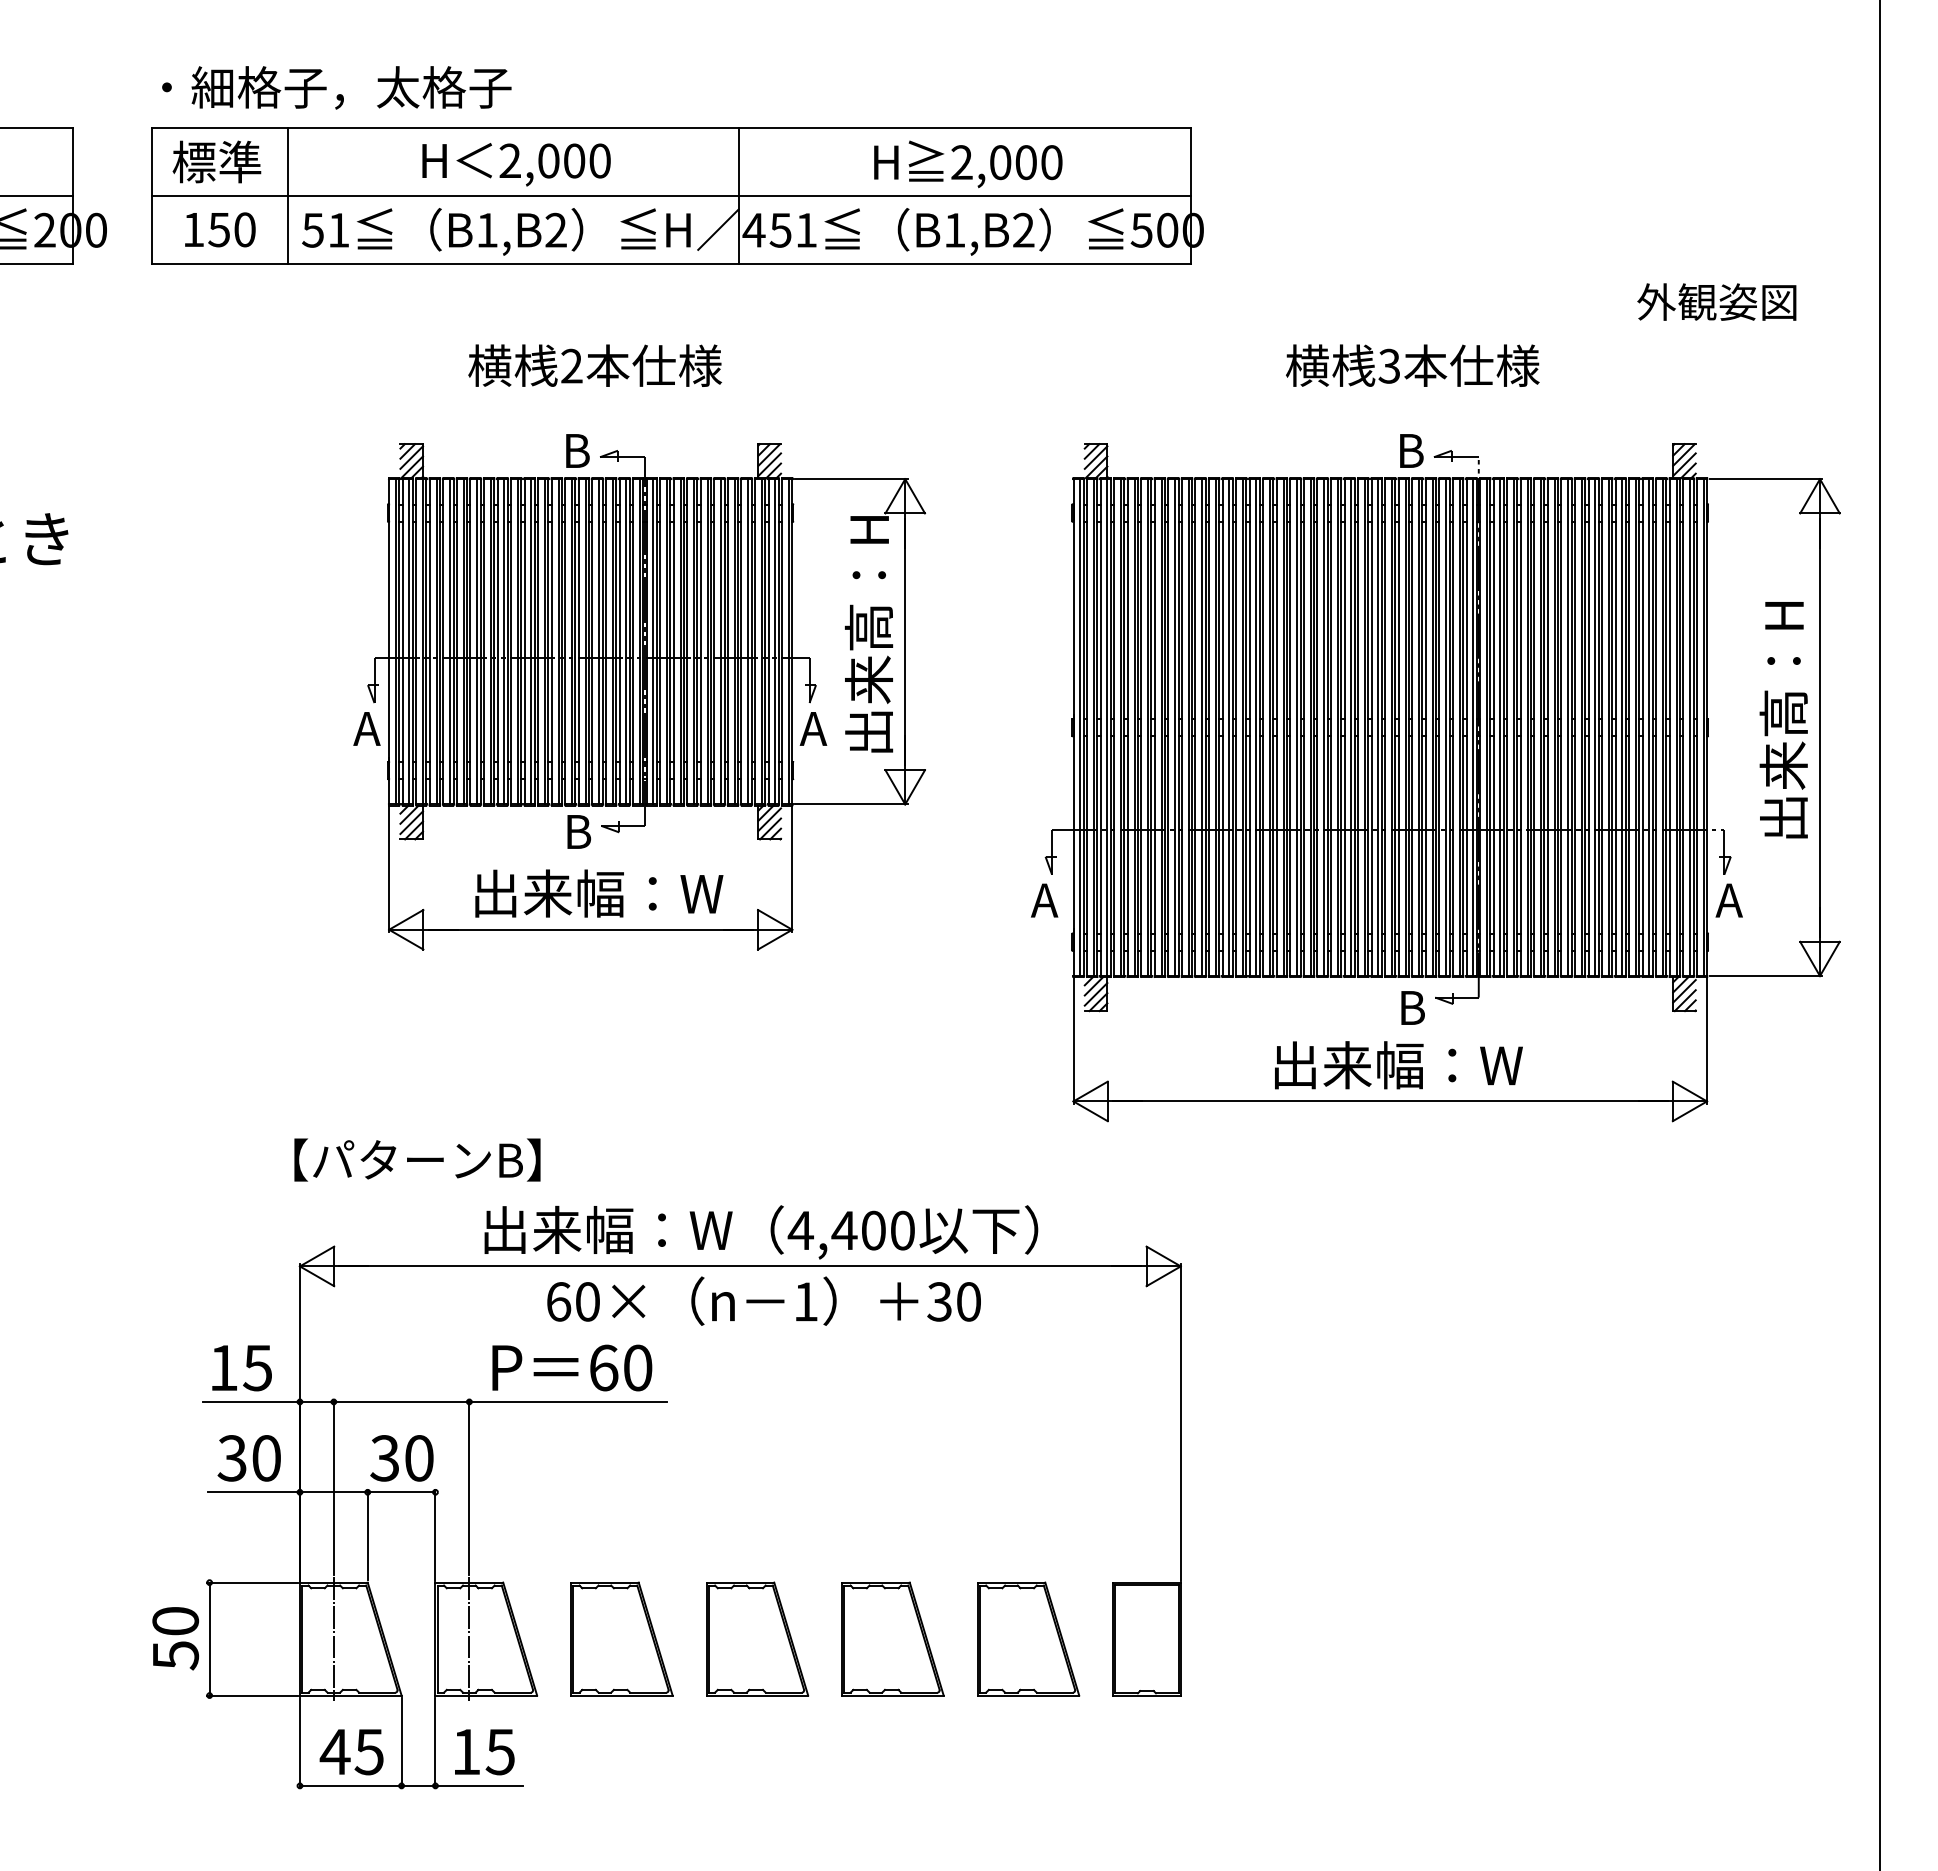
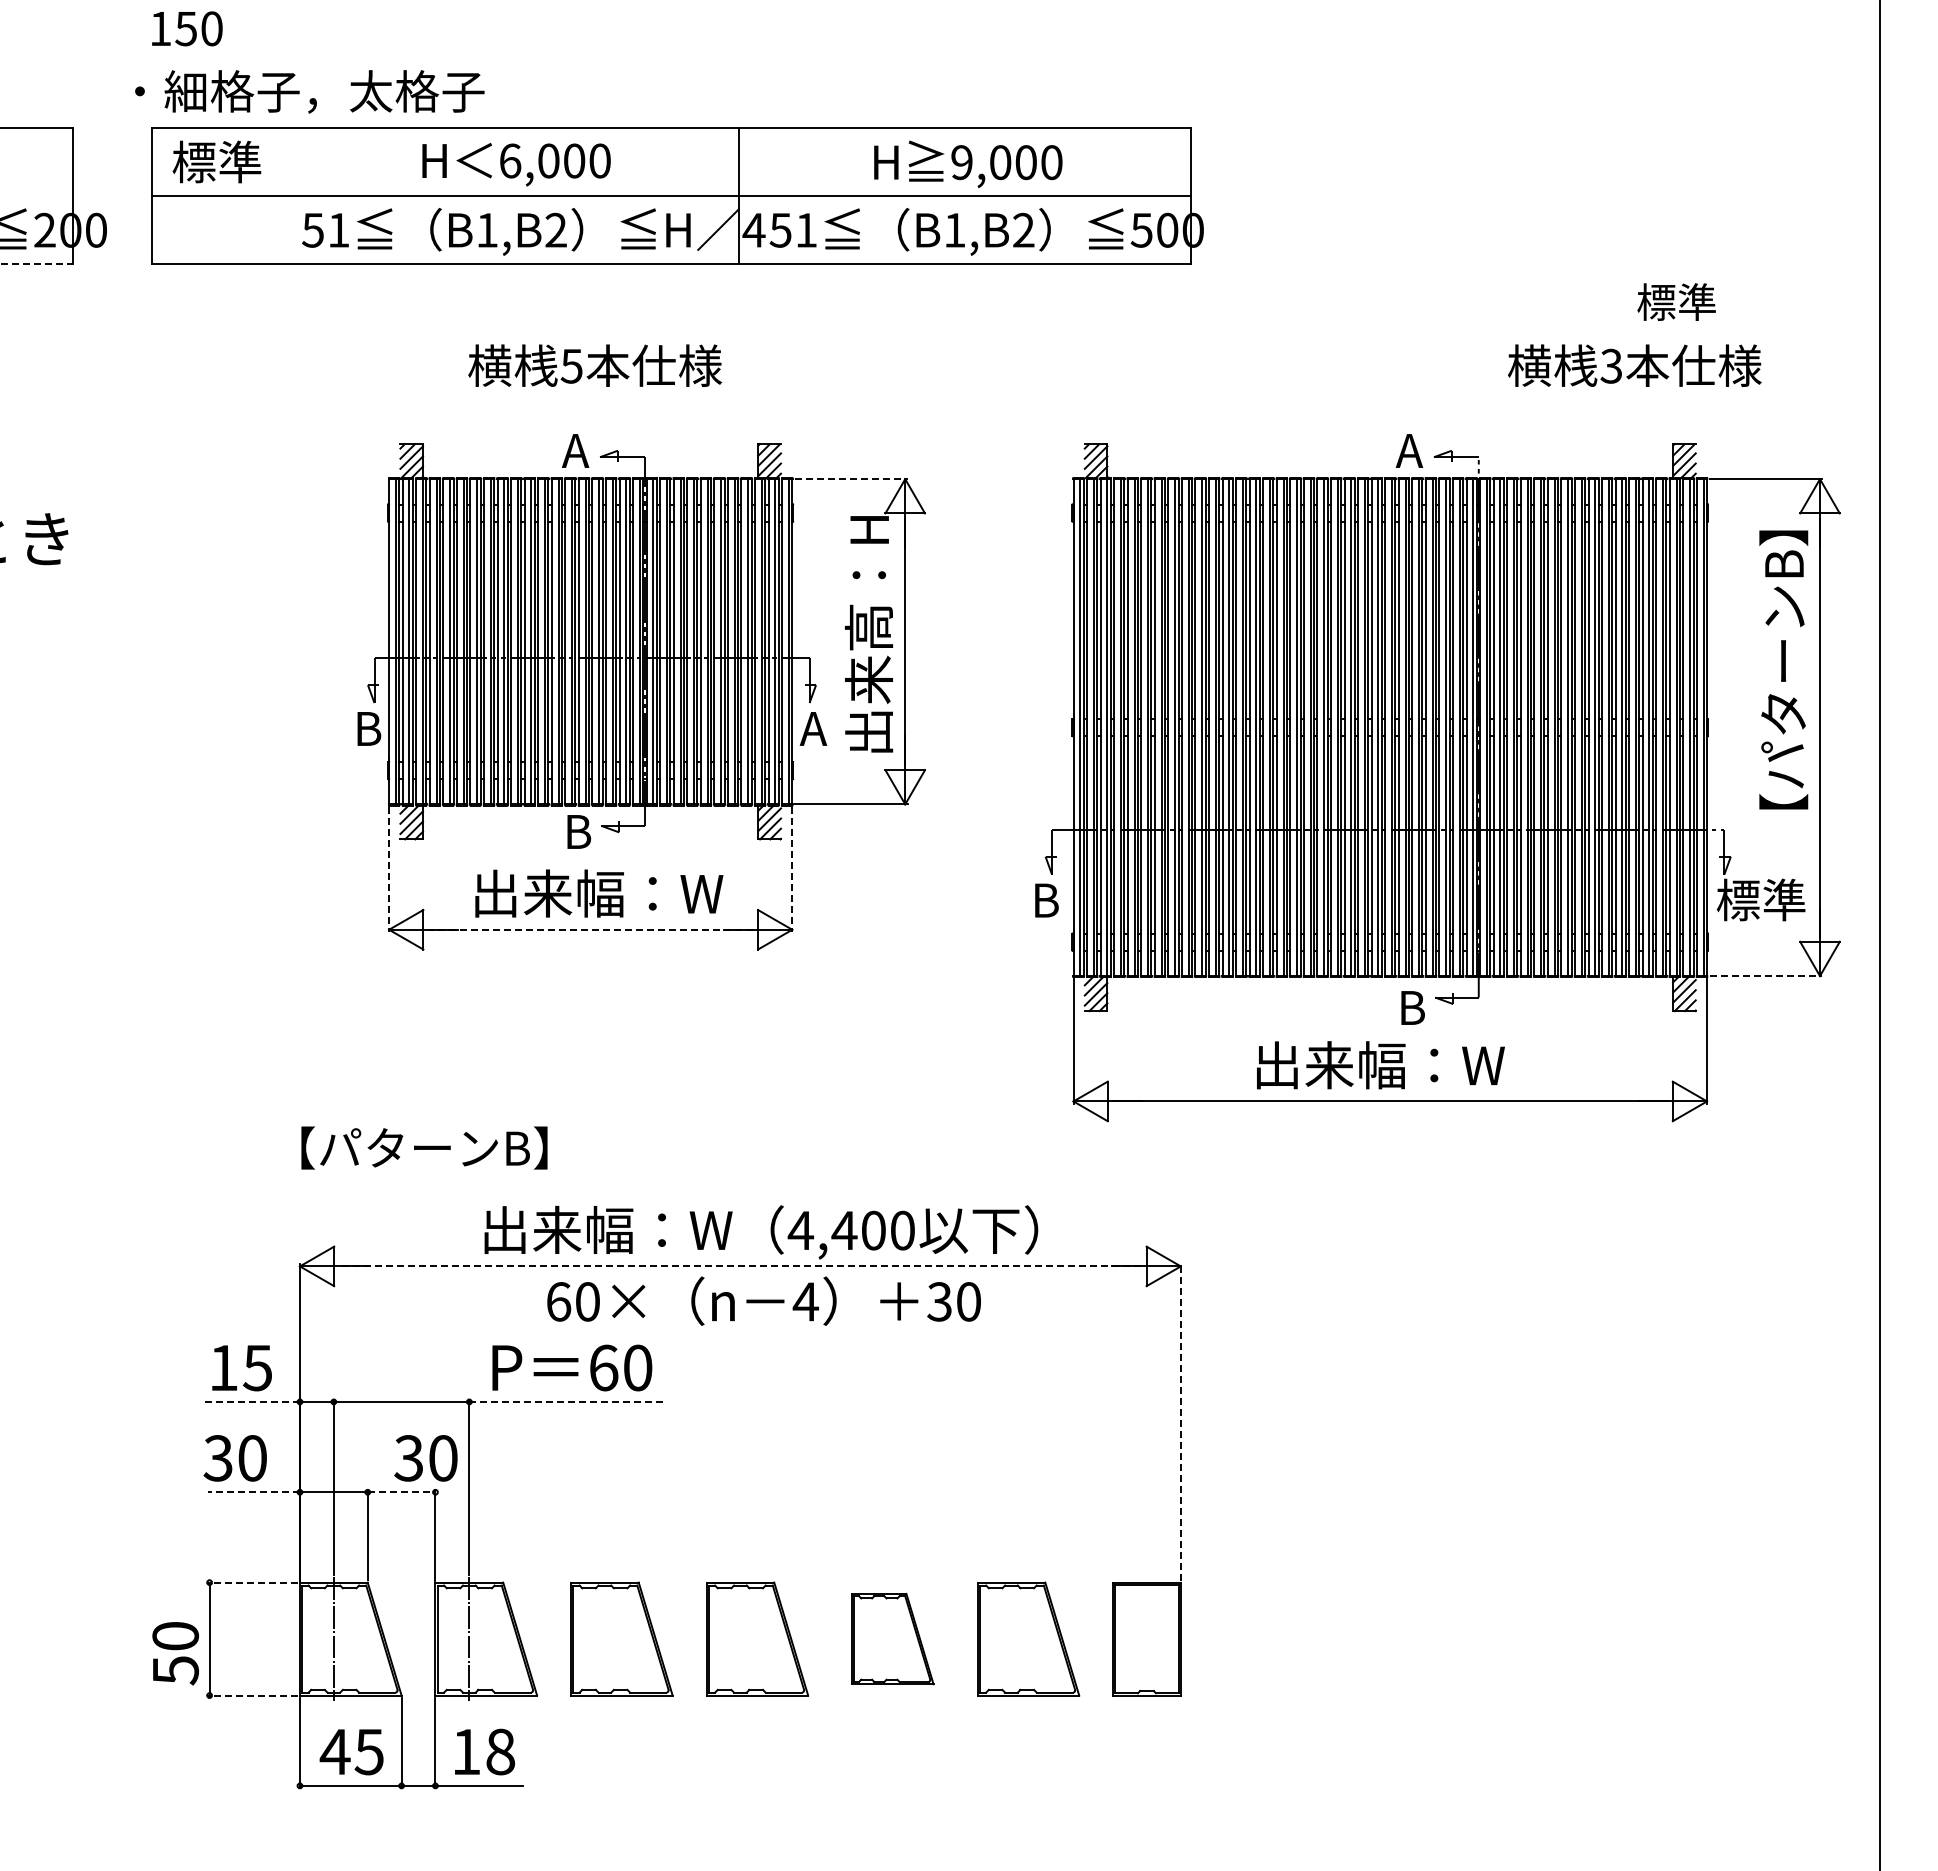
text position: (336, 87) -> (309, 91) (309, 91)
text: 2,000 -> 6,000 (510, 160)
text: 2,000 -> 9,000 (961, 162)
line: present -> none (287, 195)
line: present -> none (37, 196)
text position: (220, 229) -> (187, 28) (187, 28)
line: solid -> dashed (36, 263)
text: 外観姿図 -> 標準 (1716, 301)
text: 2 -> 5 (571, 365)
text position: (1412, 365) -> (1634, 365) (1634, 365)
text: B -> A (575, 450)
text: B -> A (1409, 450)
line: solid -> dashed (851, 479)
text: 出来高：H -> 【パターンB】 (1783, 684)
text: A -> B (367, 728)
line: solid -> dashed (389, 869)
line: solid -> dashed (792, 869)
text: A -> 標準 (1760, 899)
text: A -> B (1044, 900)
line: solid -> dashed (590, 929)
line: solid -> dashed (1766, 976)
text position: (1398, 1065) -> (1380, 1065) (1380, 1065)
text position: (417, 1159) -> (424, 1147) (424, 1147)
line: solid -> dashed (740, 1266)
text: 1 -> 4 (805, 1301)
line: solid -> dashed (251, 1401)
line: solid -> dashed (568, 1401)
line: solid -> dashed (1180, 1422)
text position: (248, 1458) -> (234, 1458) (234, 1458)
text position: (401, 1458) -> (425, 1458) (425, 1458)
line: solid -> dashed (253, 1492)
line: solid -> dashed (401, 1492)
line: solid -> dashed (252, 1582)
text position: (175, 1638) -> (175, 1653) (175, 1653)
part size: 104x116 px -> 84x93 px (892, 1639)
line: solid -> dashed (252, 1695)
text: 15 -> 18 (500, 1751)
